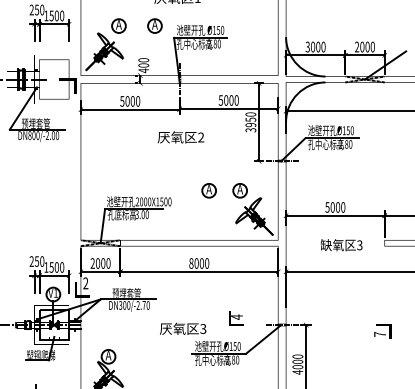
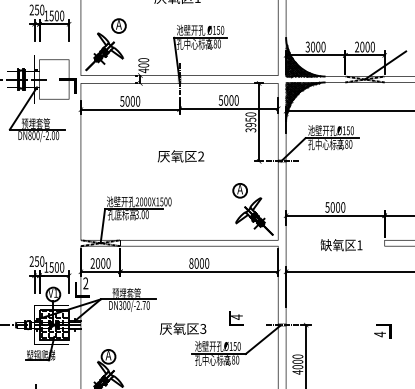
part: present -> none (154, 25)
hatch: none -> present (302, 60)
hatch: none -> present (302, 98)
text position: (180, 137) -> (180, 156) (180, 156)
part: present -> none (208, 190)
text: 3 -> 1 (359, 245)
hatch: none -> present (53, 324)
text: 7 -> 4 (379, 334)
